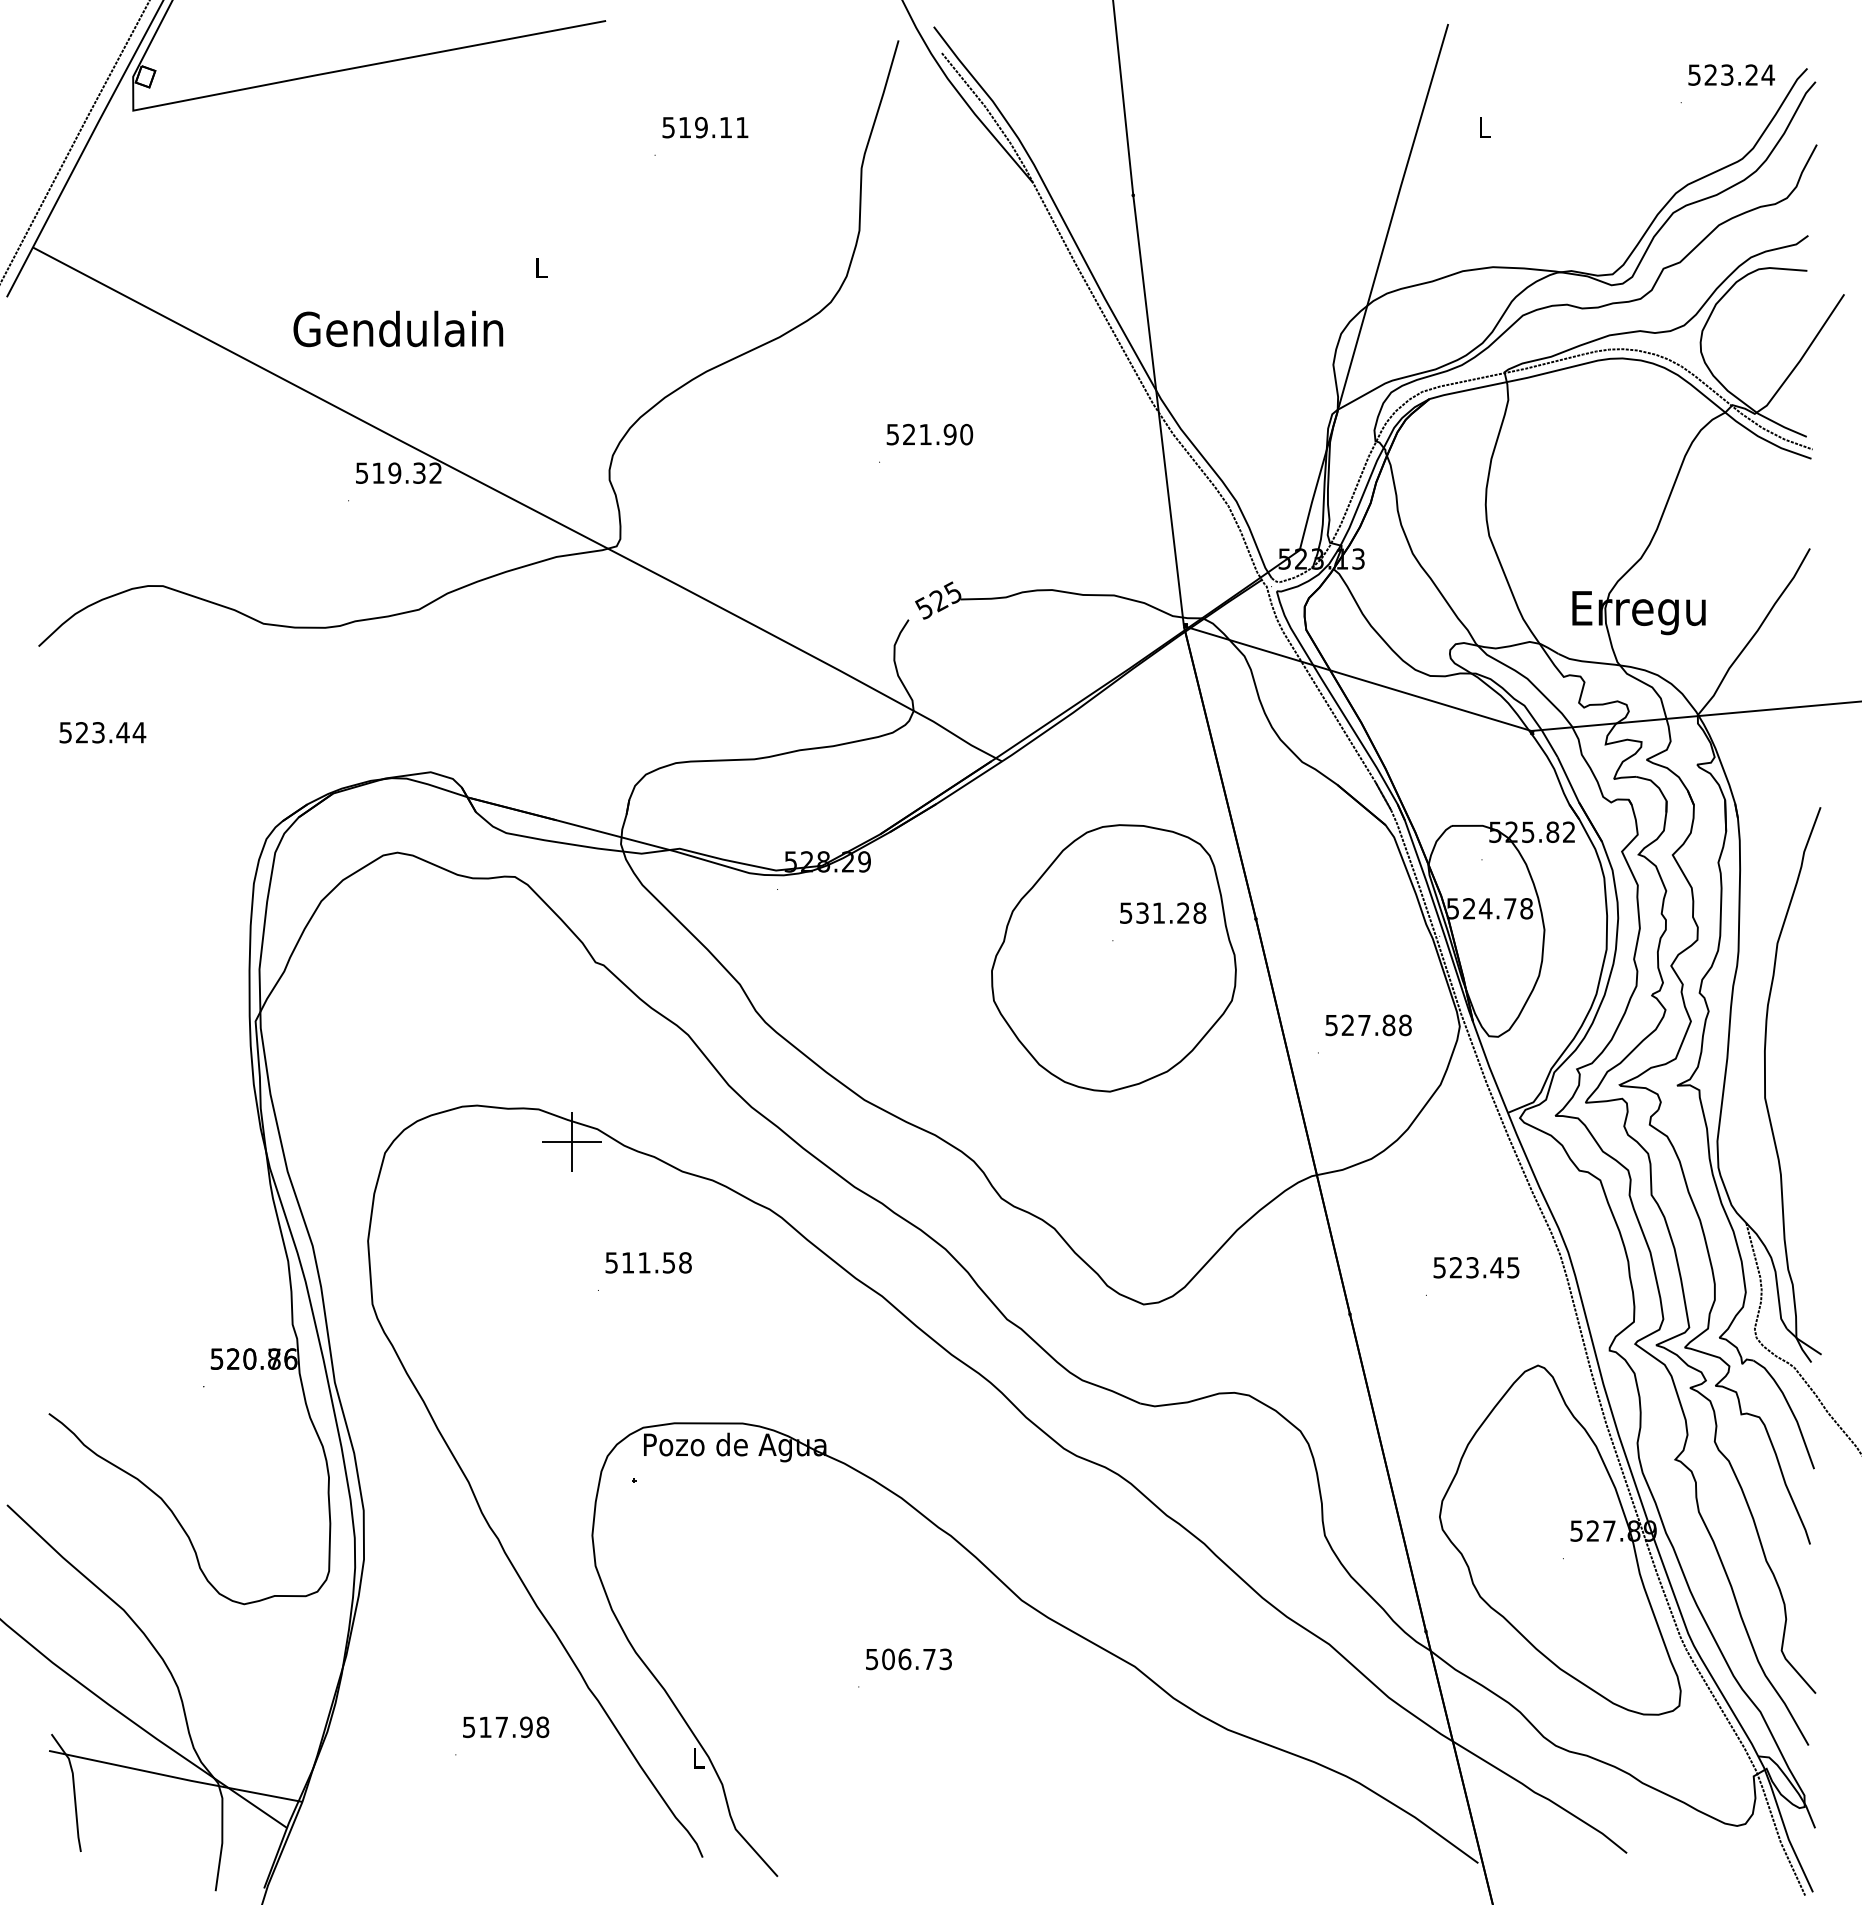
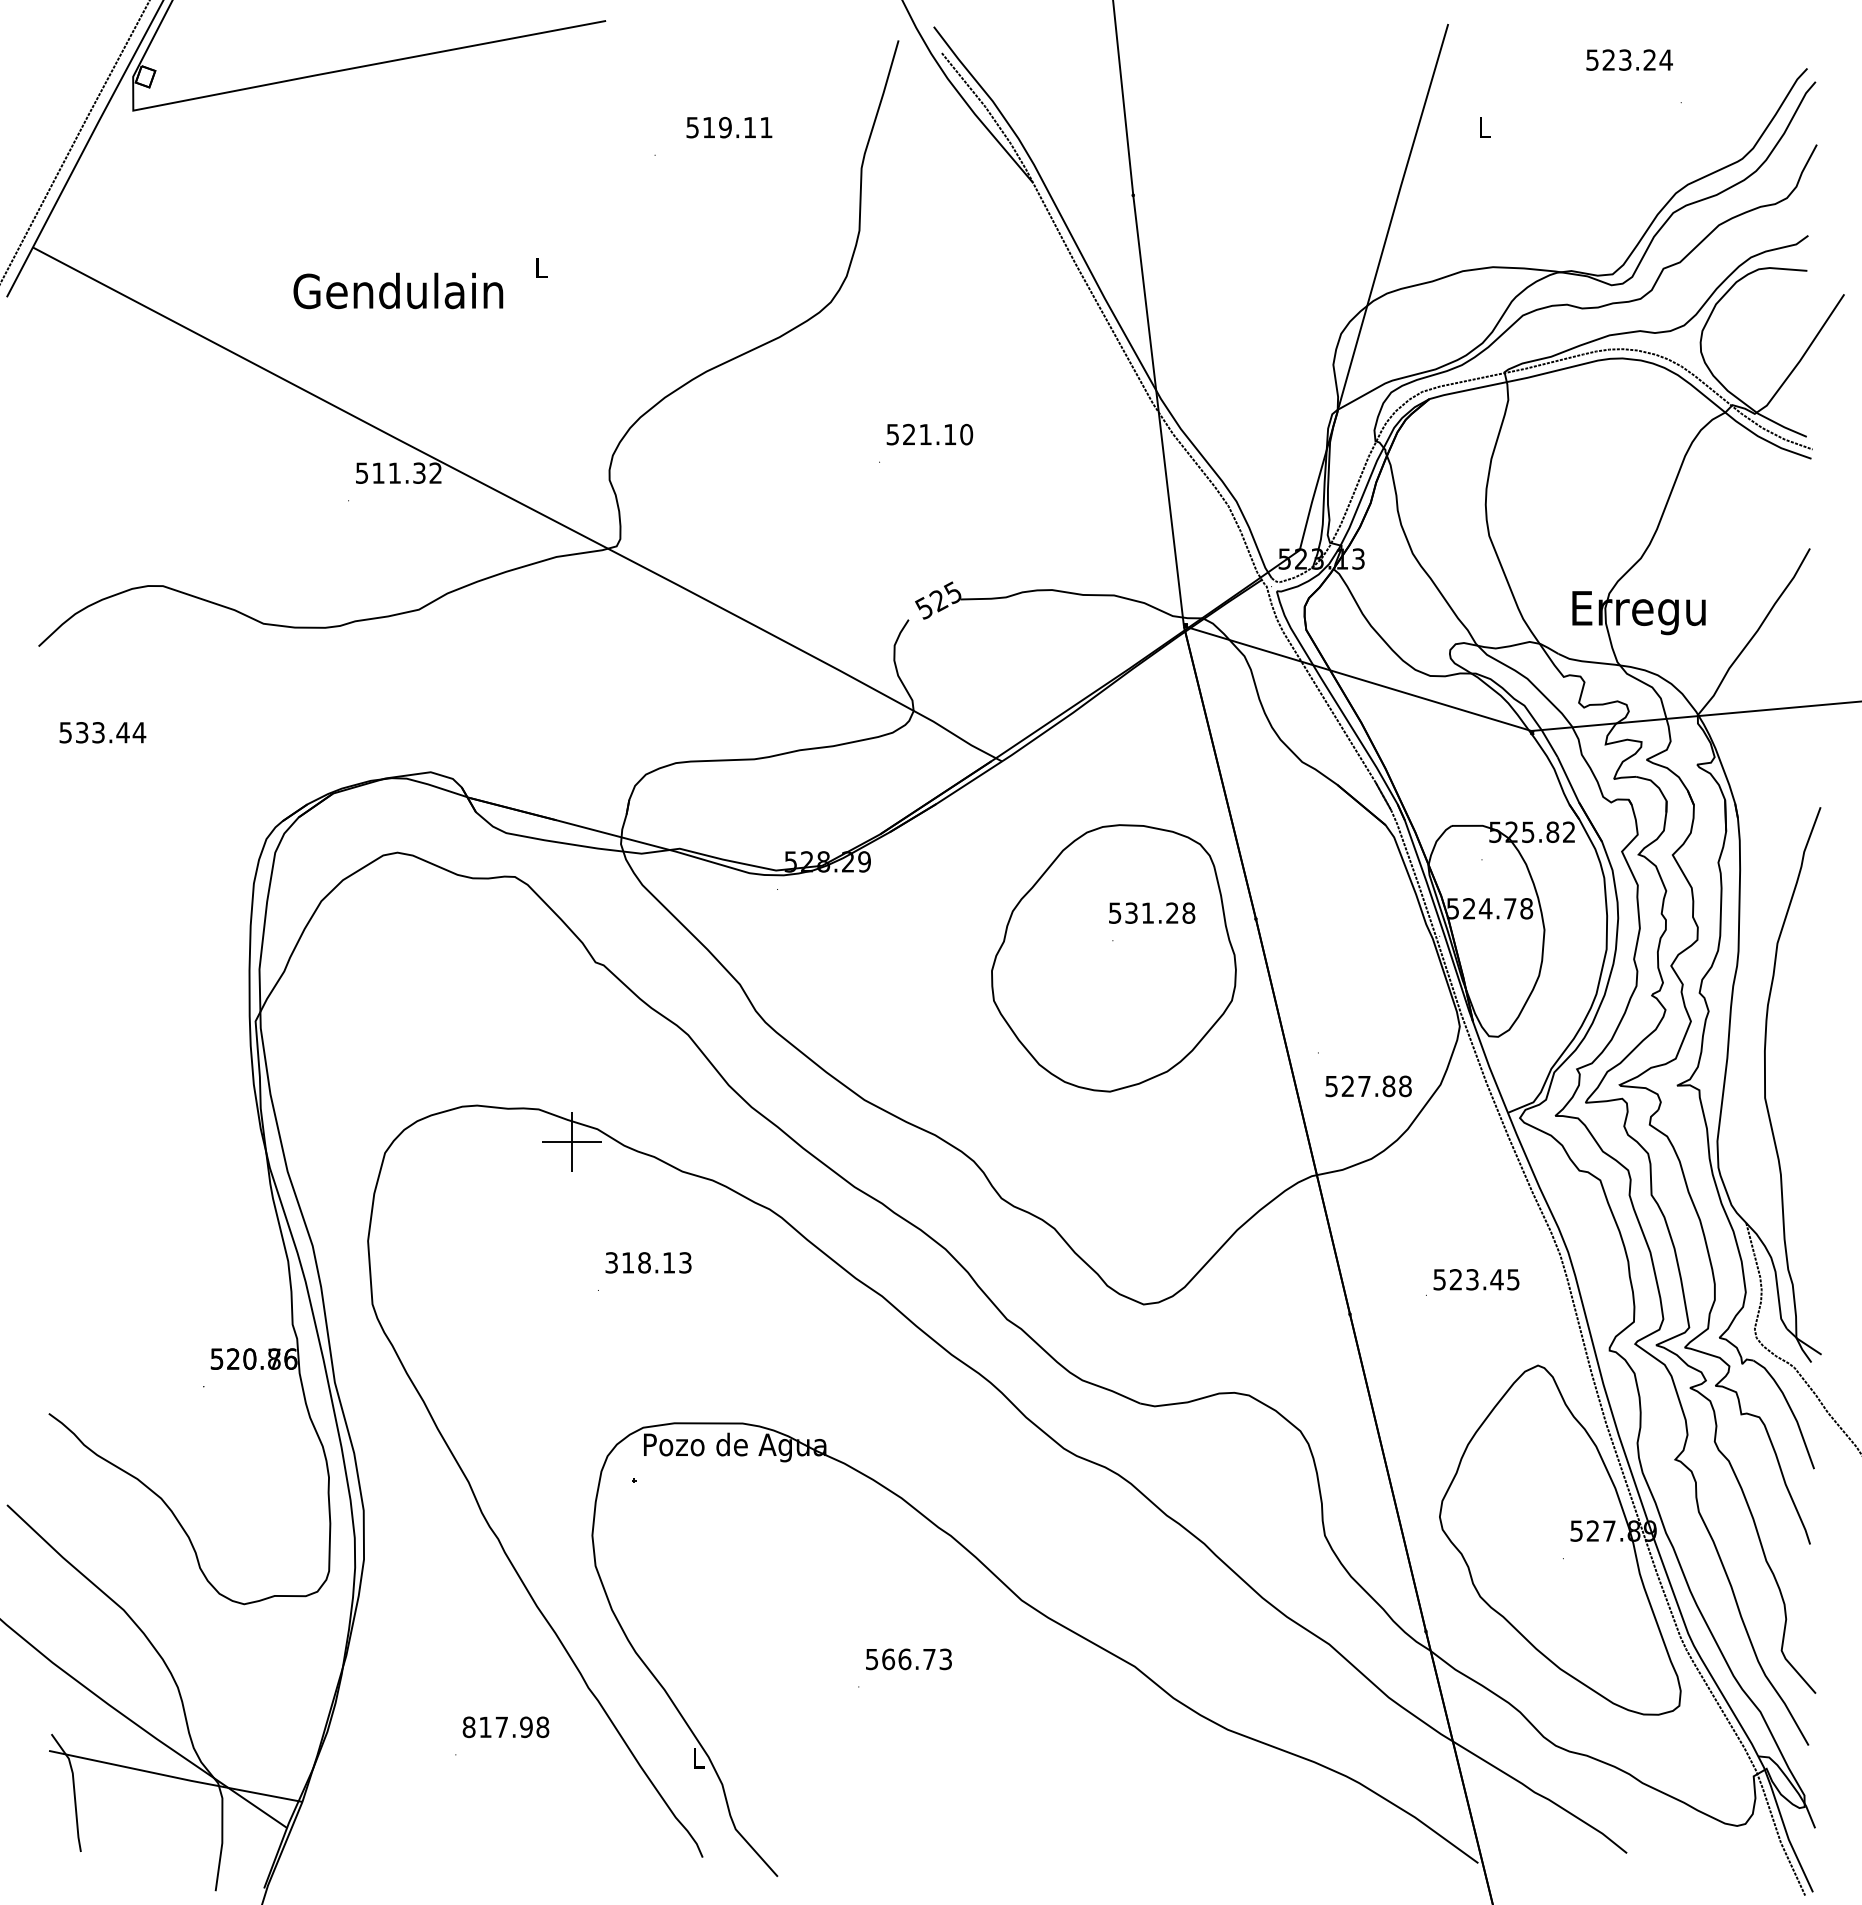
text position: (1731, 74) -> (1629, 59) (1629, 59)
text position: (705, 127) -> (729, 127) (729, 127)
text position: (398, 328) -> (398, 290) (398, 290)
text: 521.90 -> 521.10 (949, 434)
text: 519.32 -> 511.32 (394, 472)
text: 523.44 -> 533.44 (82, 732)
text position: (1163, 912) -> (1152, 912) (1152, 912)
text position: (1368, 1025) -> (1368, 1086) (1368, 1086)
text: 511.58 -> 318.13 (648, 1262)
text position: (1476, 1267) -> (1476, 1279) (1476, 1279)
text: 506.73 -> 566.73 (888, 1658)
text: 517.98 -> 817.98 (468, 1727)
